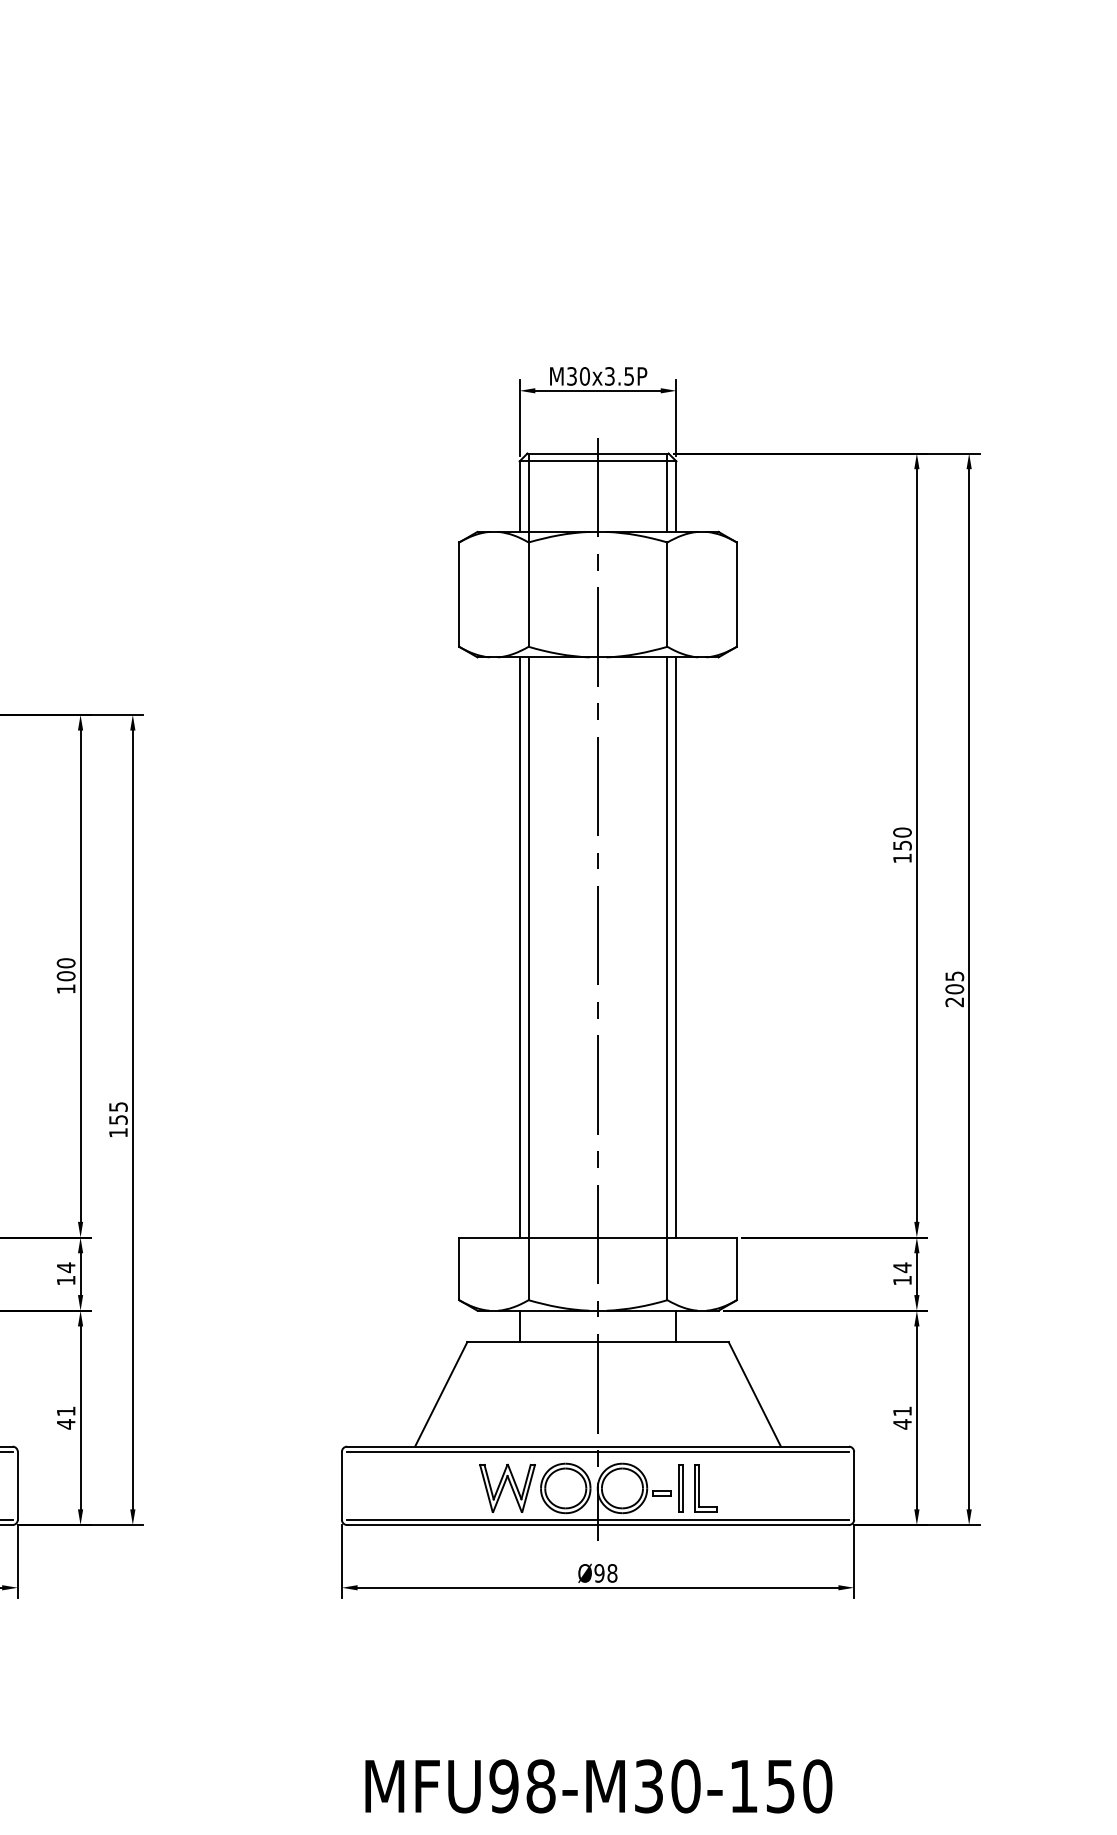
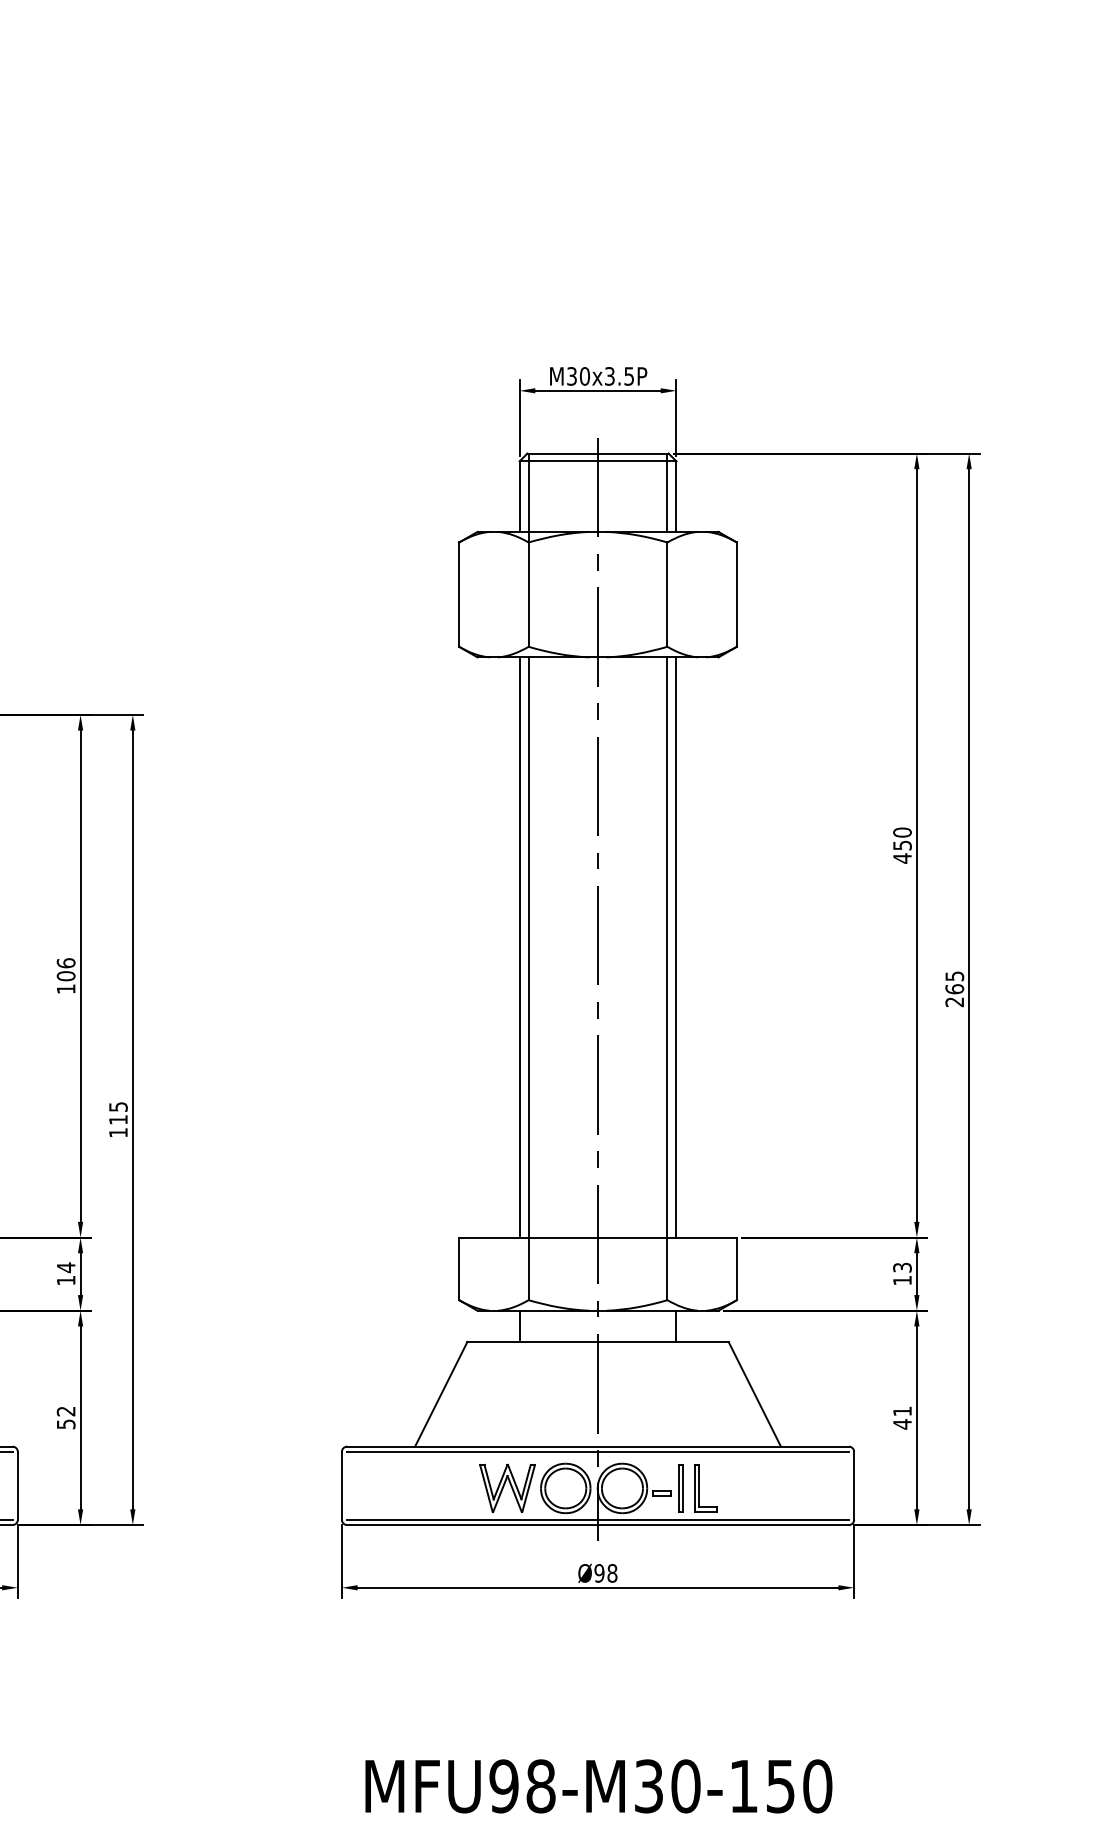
text: 150 -> 450 (902, 858)
text: 100 -> 106 (65, 963)
text: 205 -> 265 (954, 989)
text: 155 -> 115 (118, 1119)
text: 14 -> 13 (902, 1267)
text: 41 -> 52 (65, 1417)
